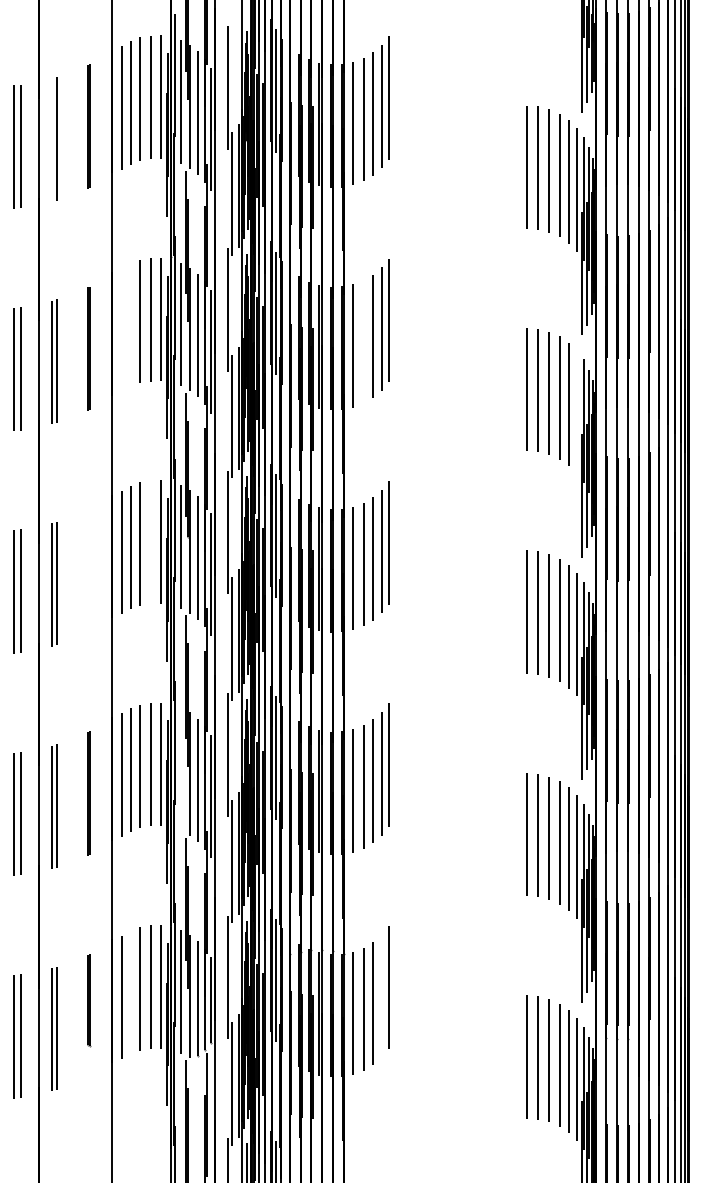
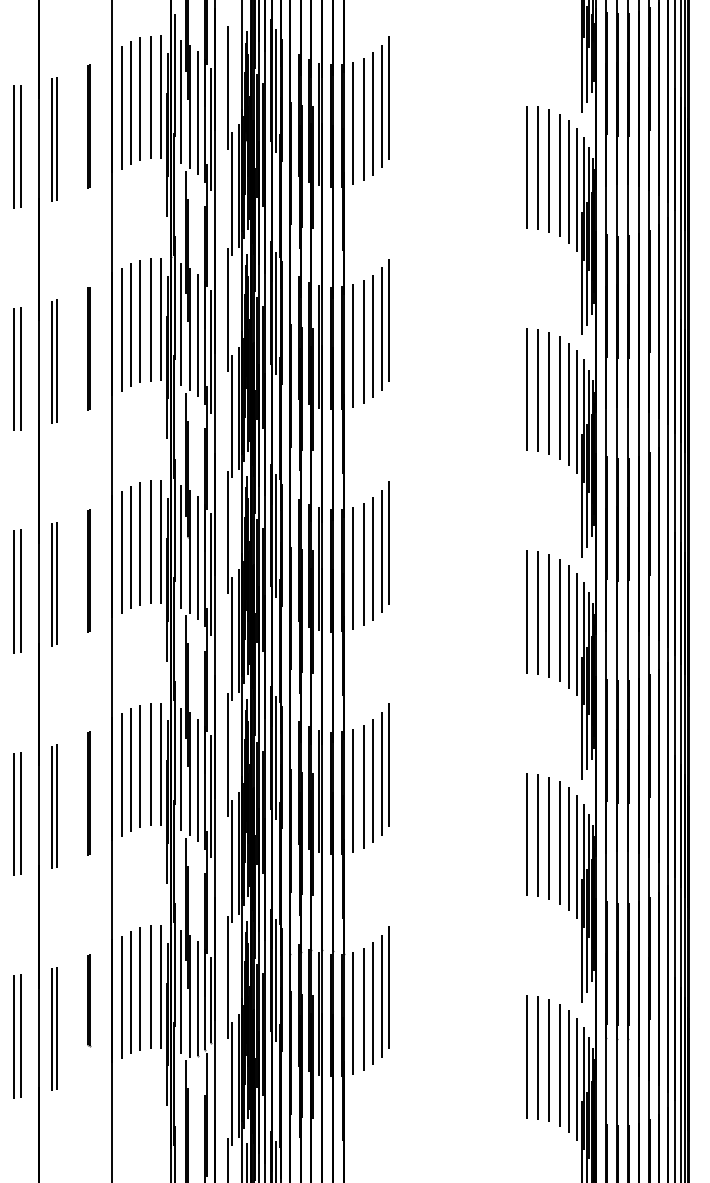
line: none -> present (52, 139)
line: none -> present (130, 324)
line: none -> present (121, 330)
line: none -> present (363, 341)
line: none -> present (577, 411)
line: none -> present (150, 541)
line: none -> present (88, 570)
line: none -> present (180, 769)
line: none -> present (130, 992)
line: none -> present (382, 996)
